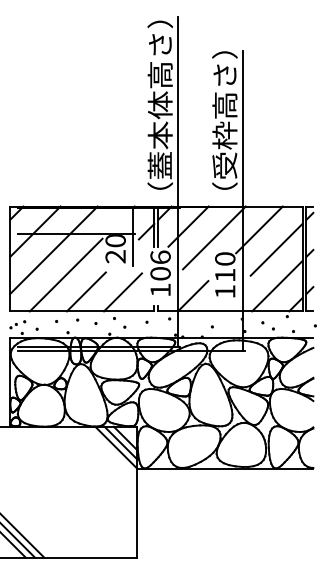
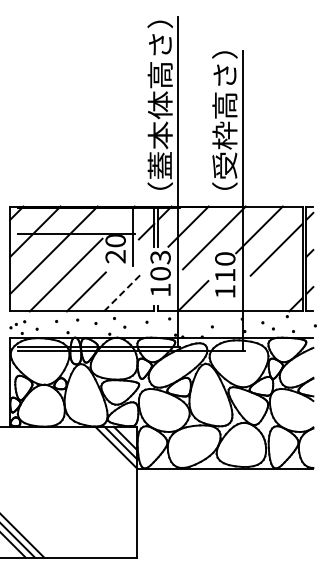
text: 106 -> 103 (160, 257)
line: present -> none (277, 286)
line: solid -> dashed (123, 292)
